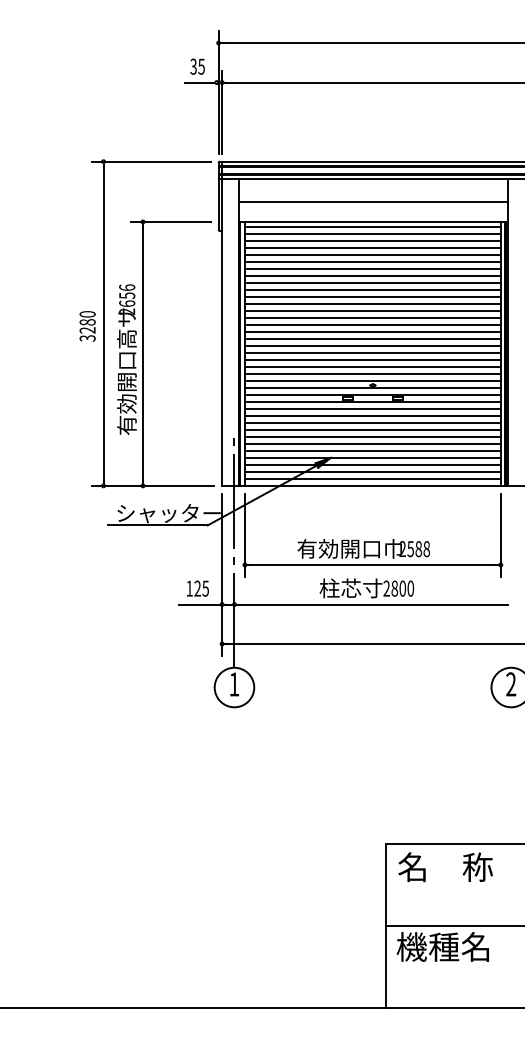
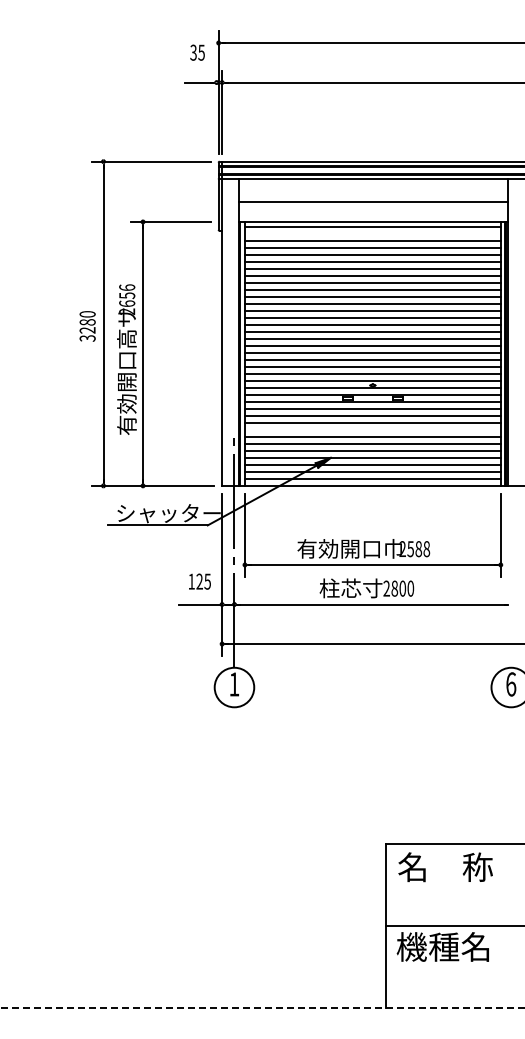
text position: (197, 66) -> (197, 52) (197, 52)
line: present -> none (372, 233)
line: present -> none (372, 429)
text position: (197, 588) -> (199, 581) (199, 581)
text: 2 -> 6 (511, 684)
line: solid -> dashed (262, 1007)
